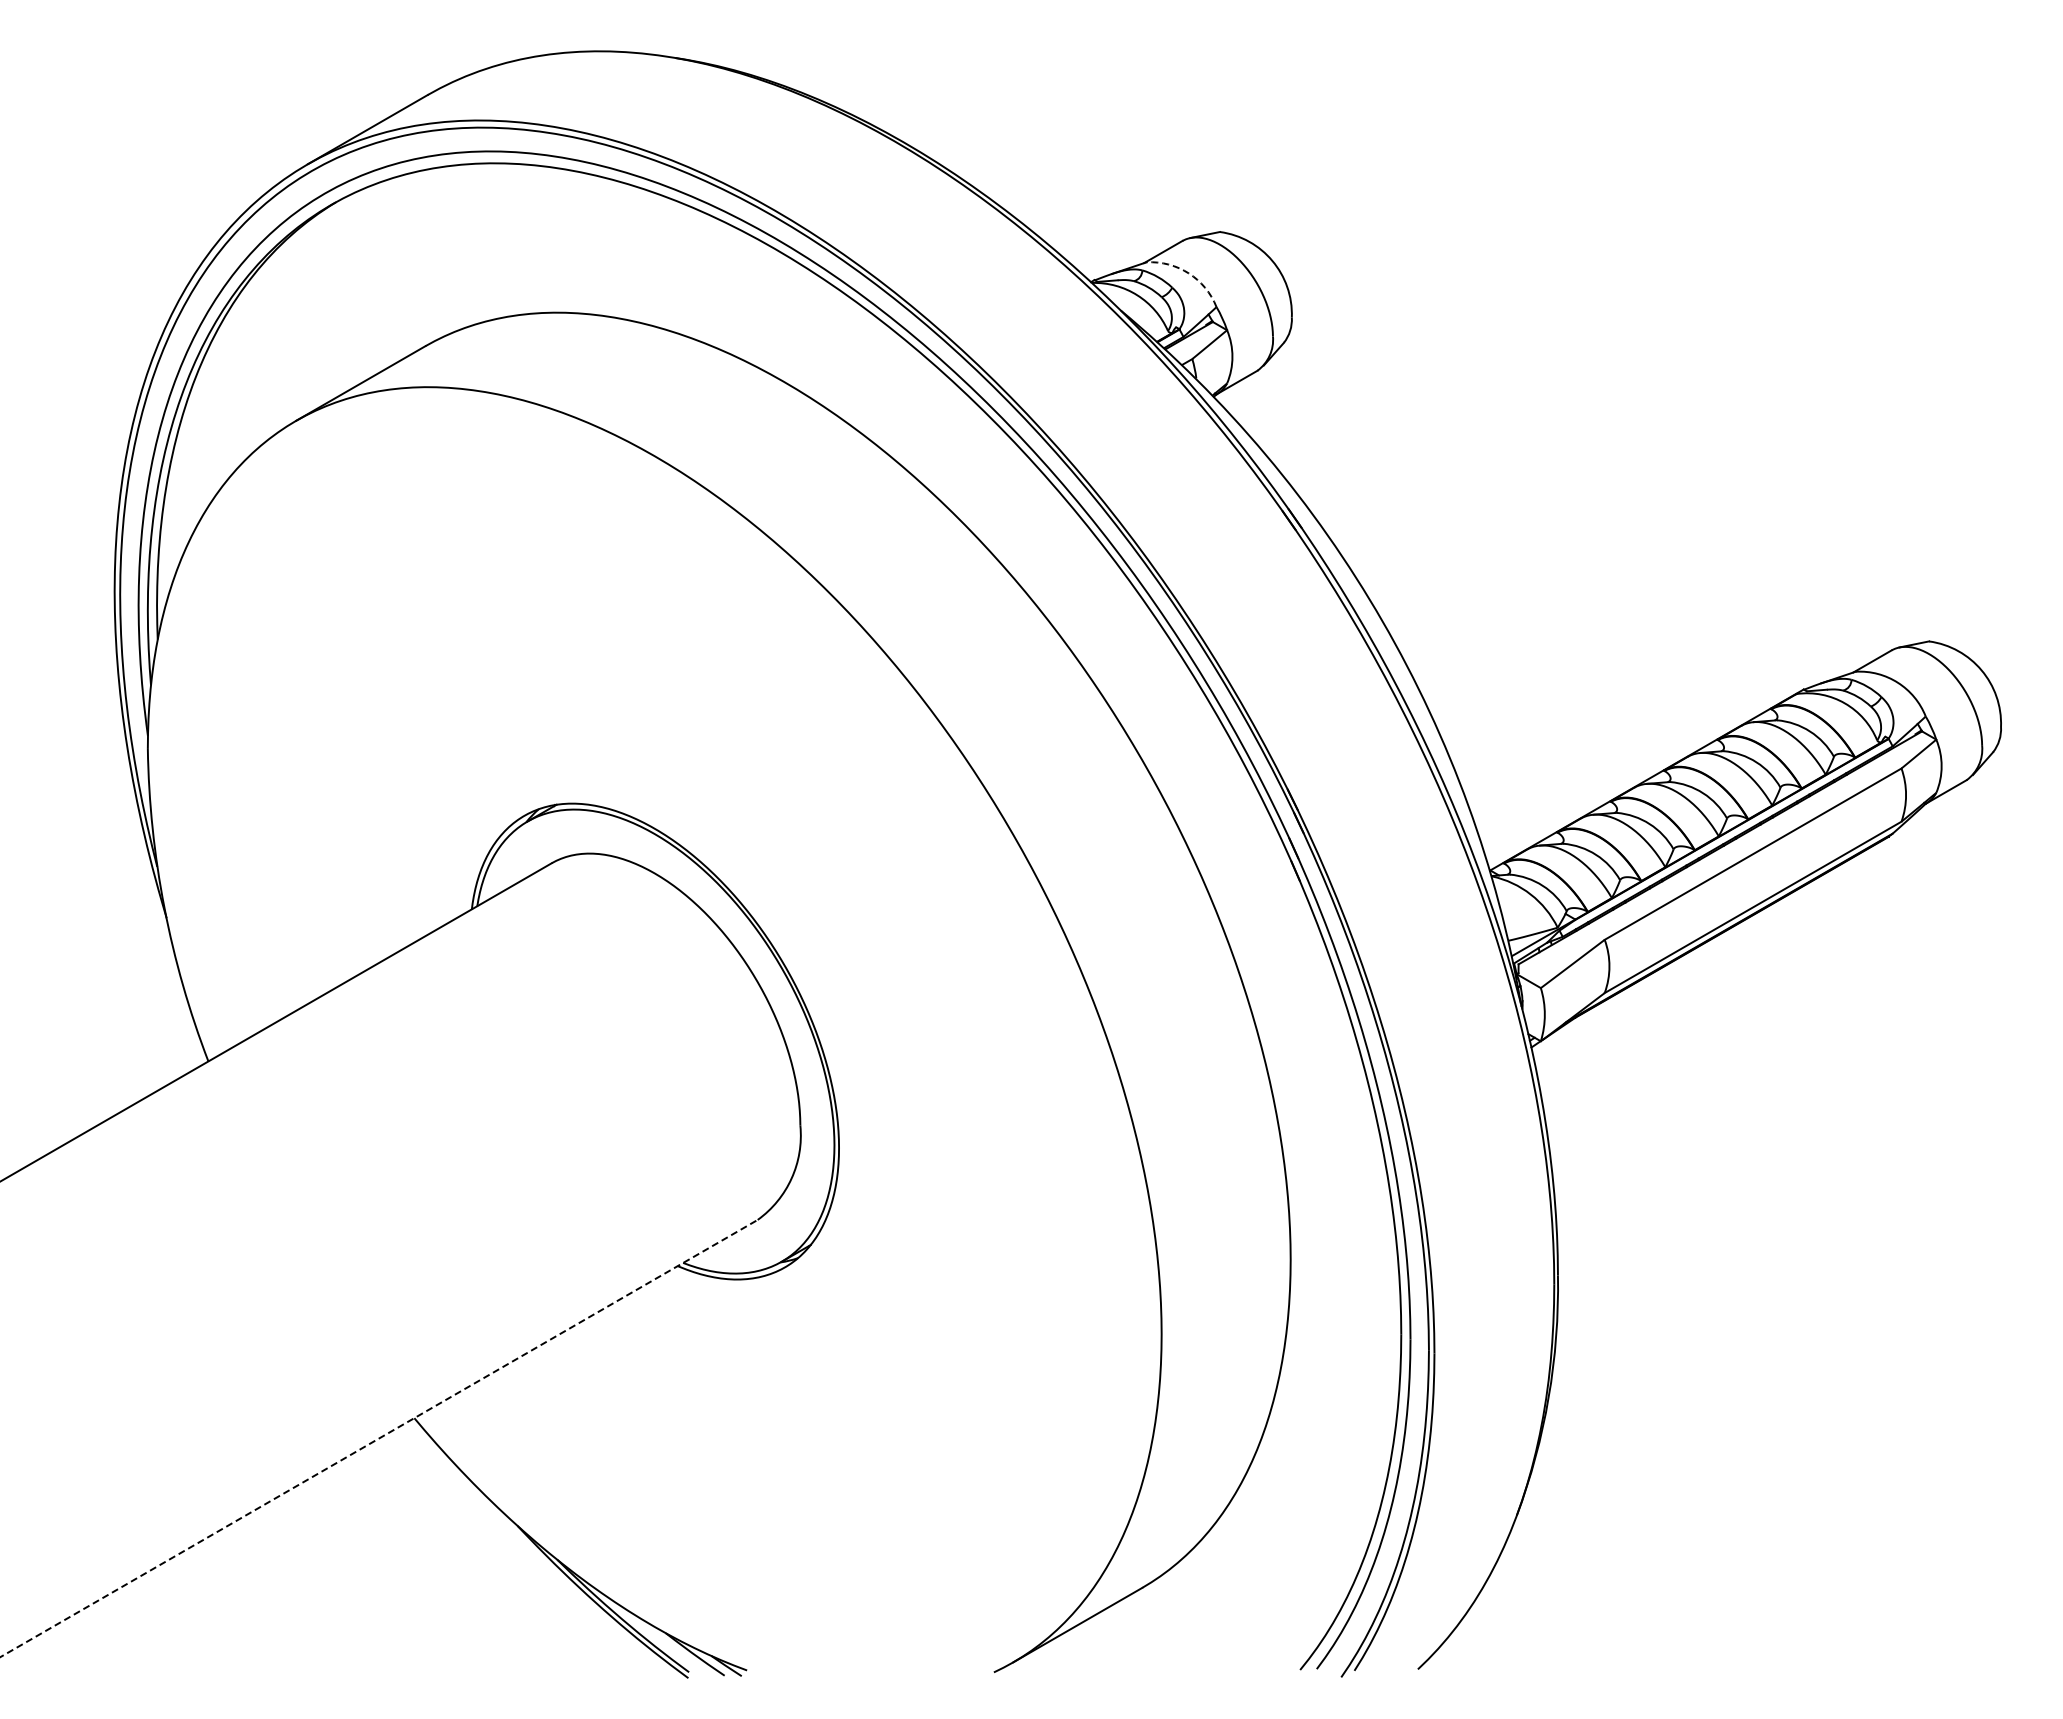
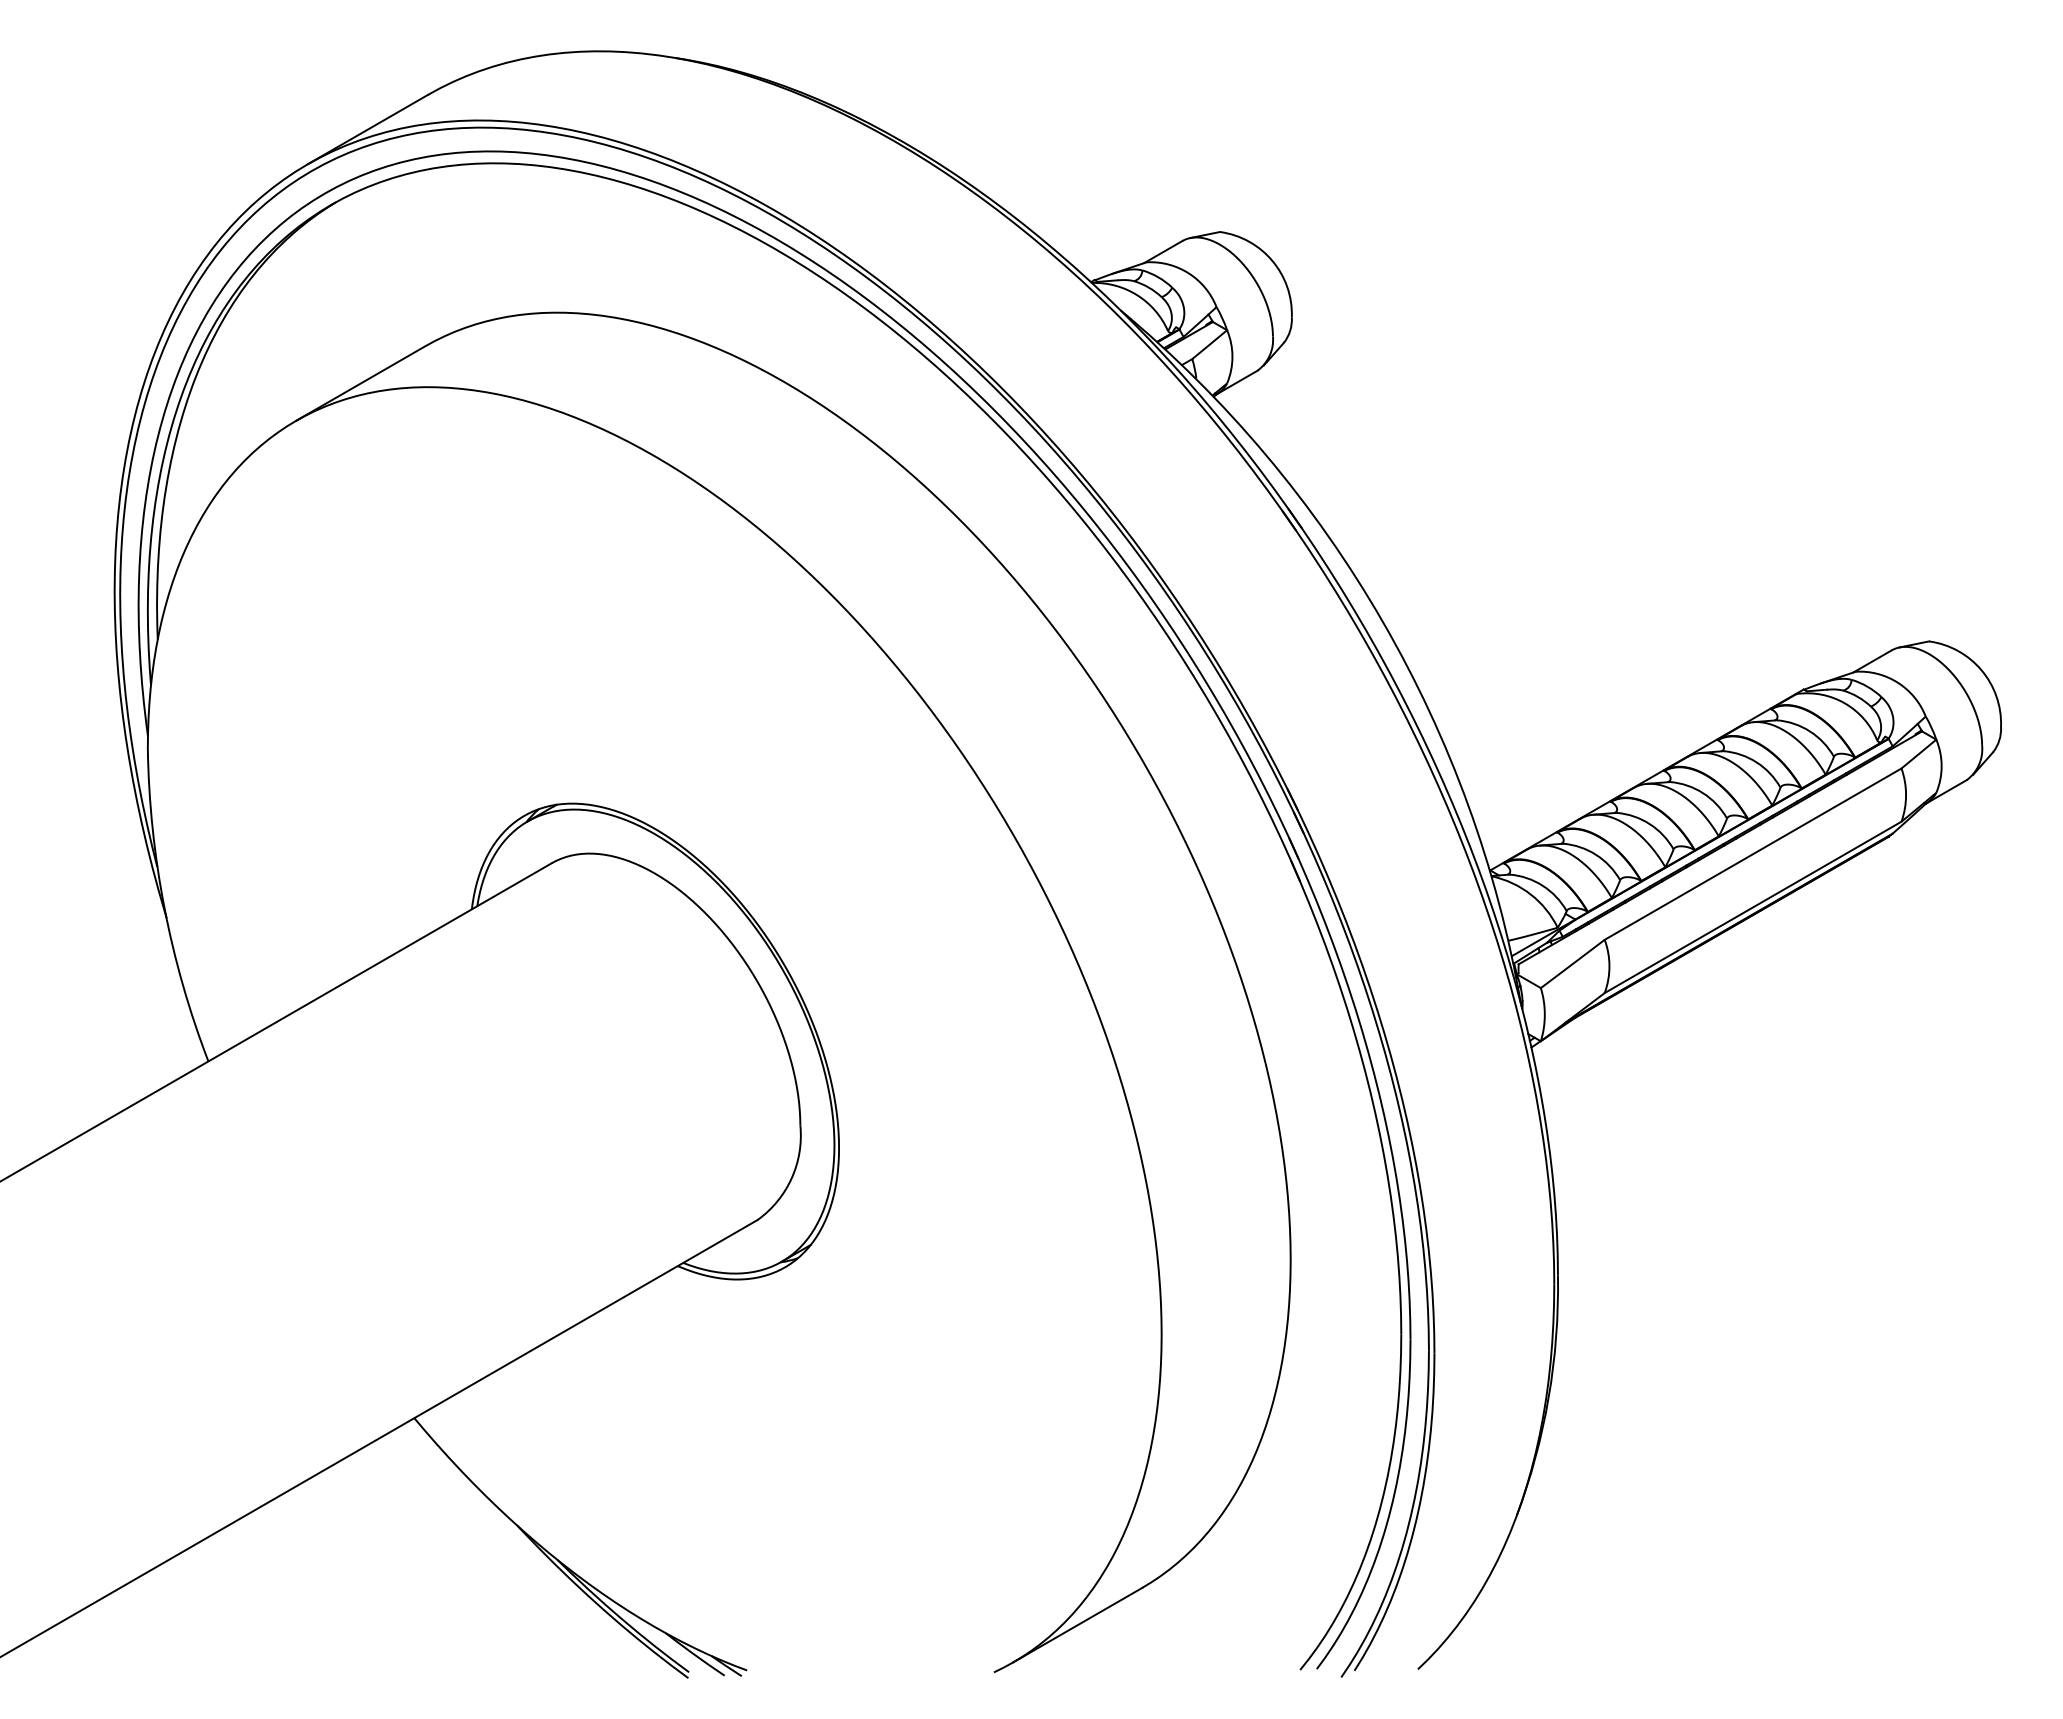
arc: dashed -> solid (1188, 273)
line: dashed -> solid (379, 1438)
